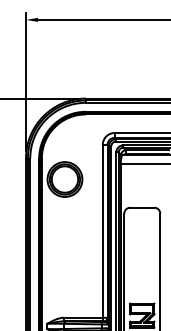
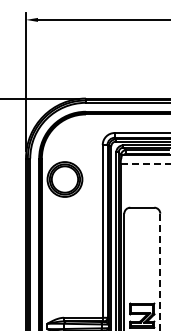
line: solid -> dashed (145, 164)
line: solid -> dashed (160, 272)
